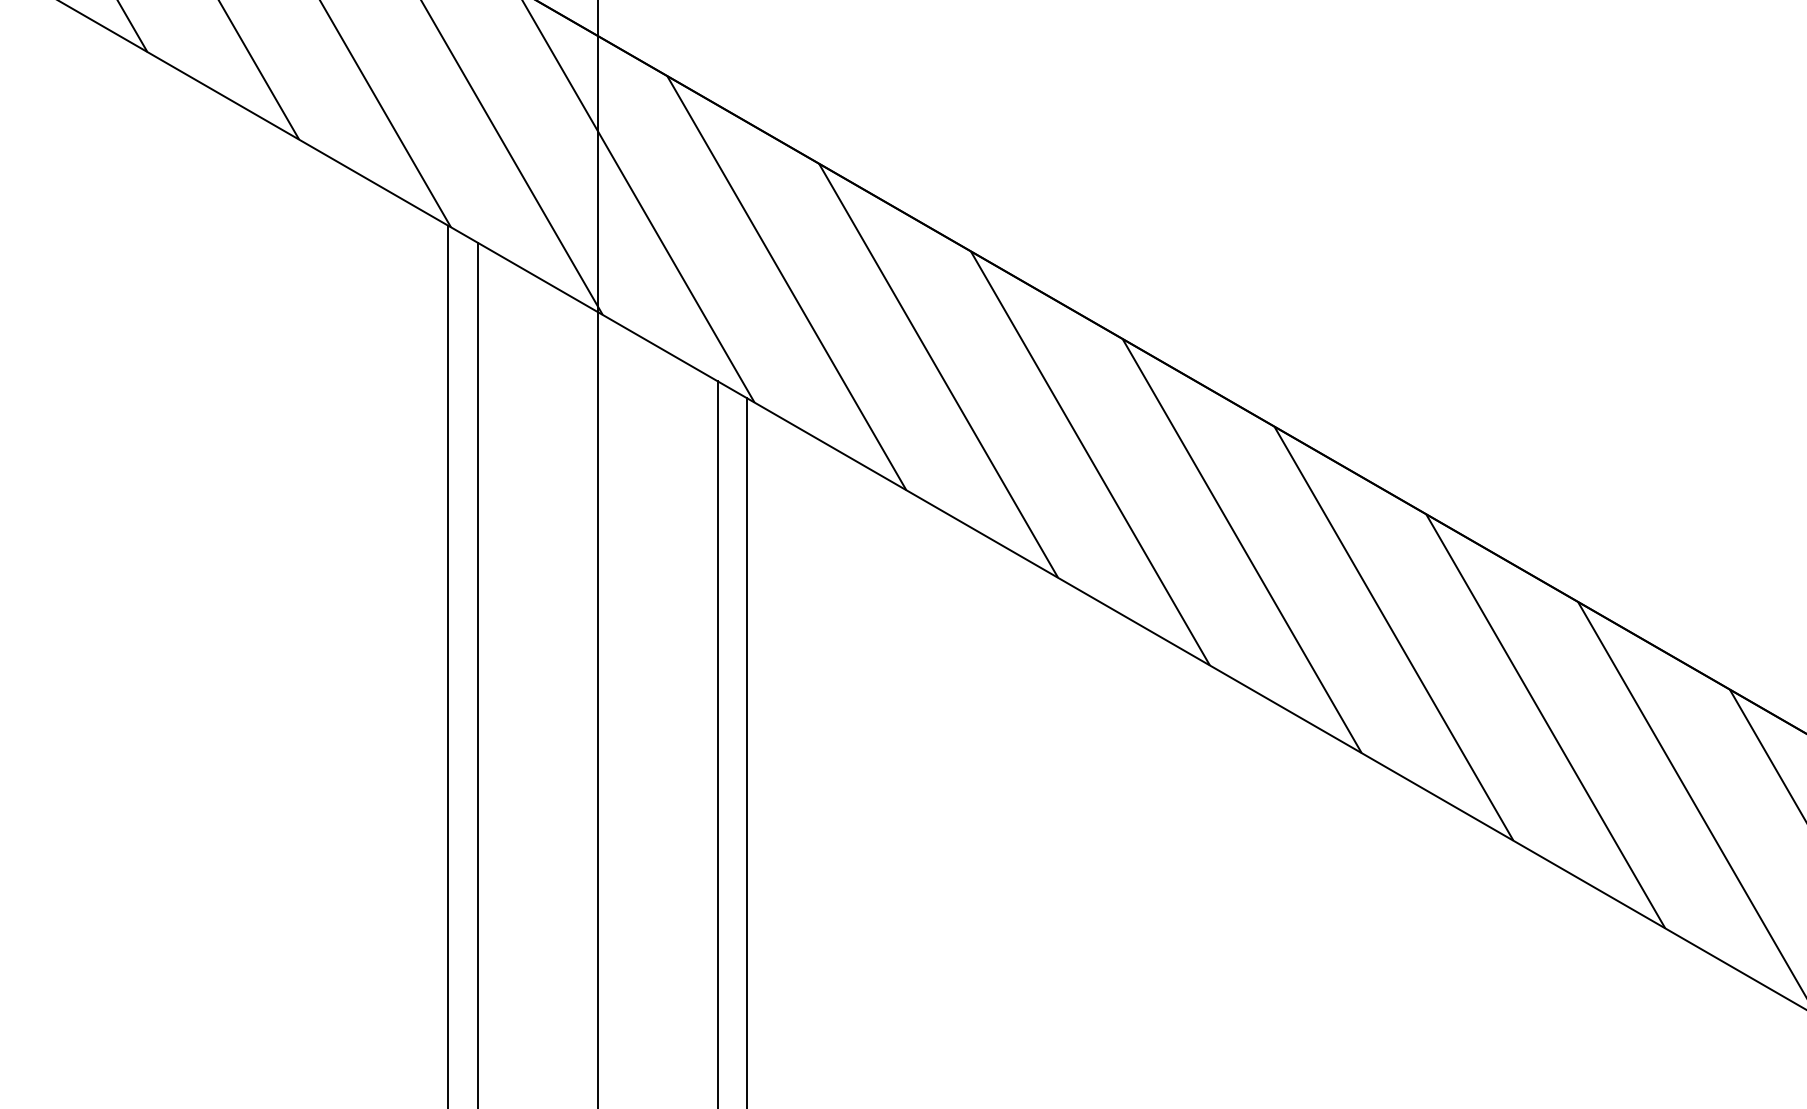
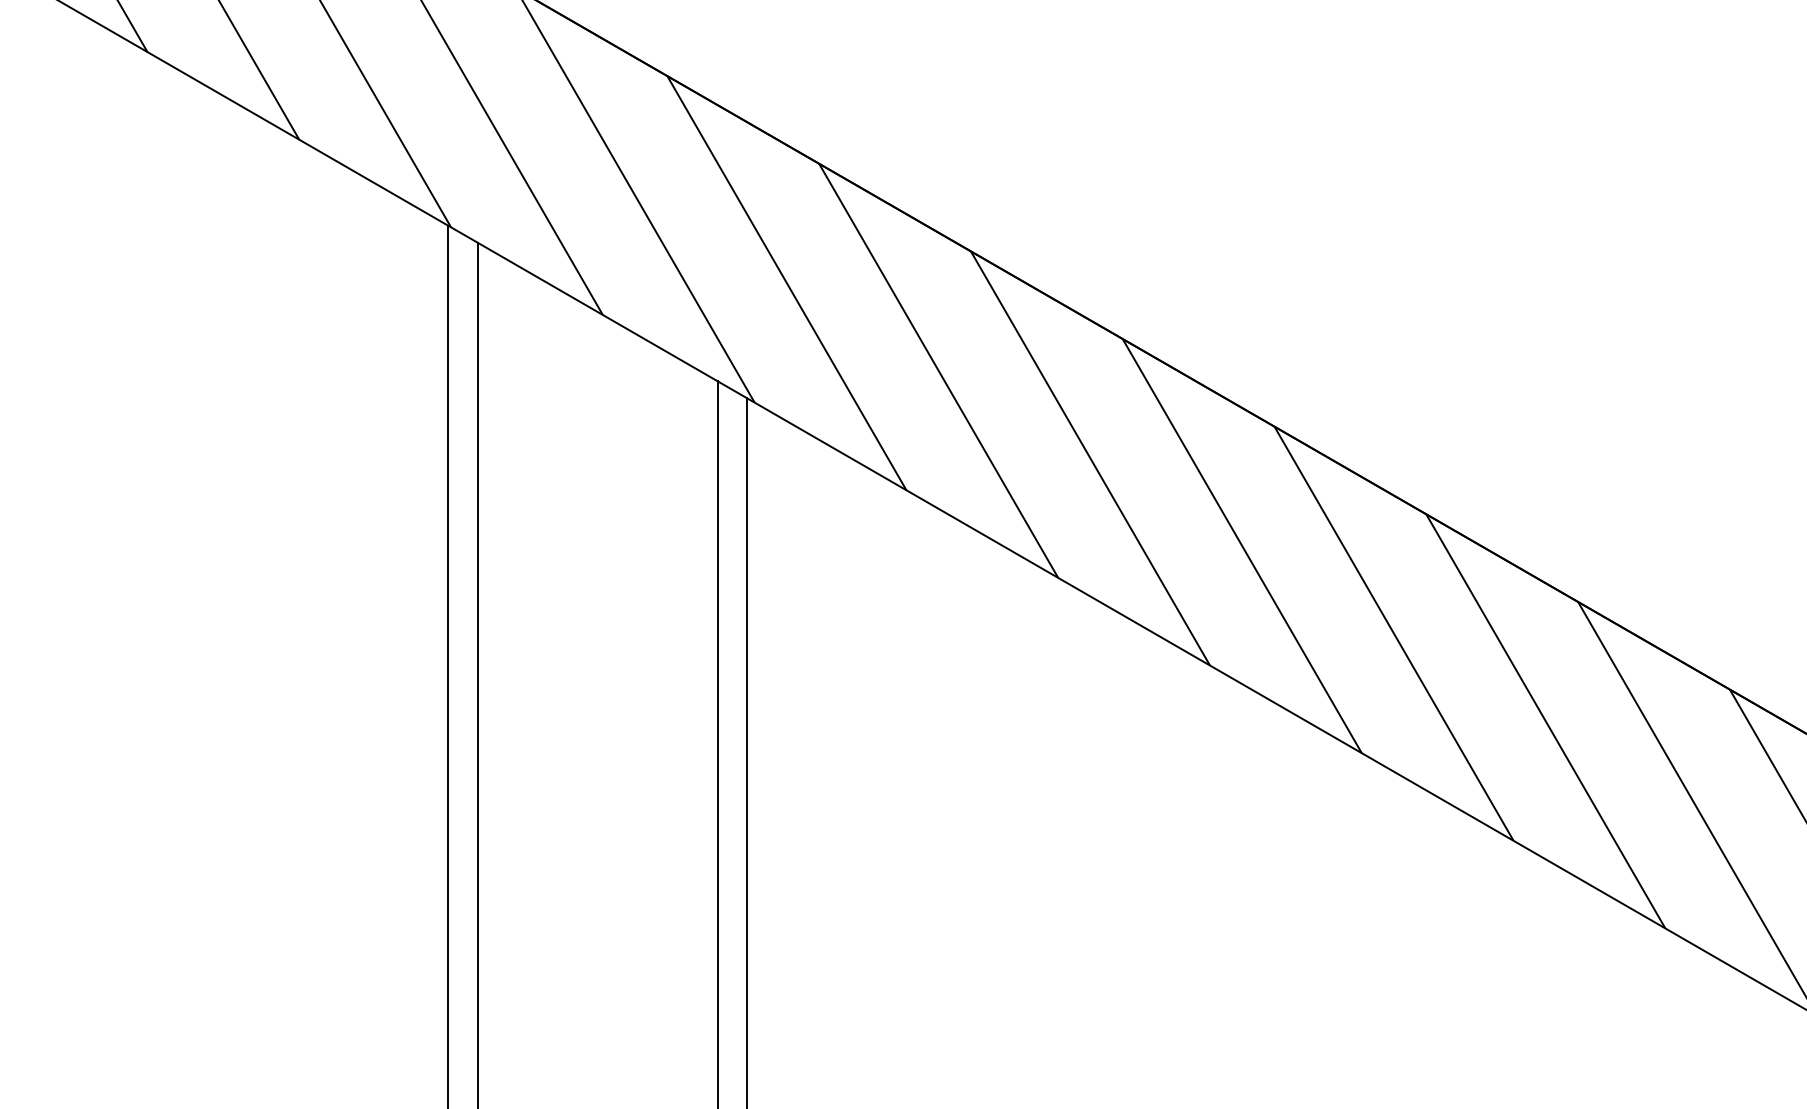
line: present -> none (597, 553)
